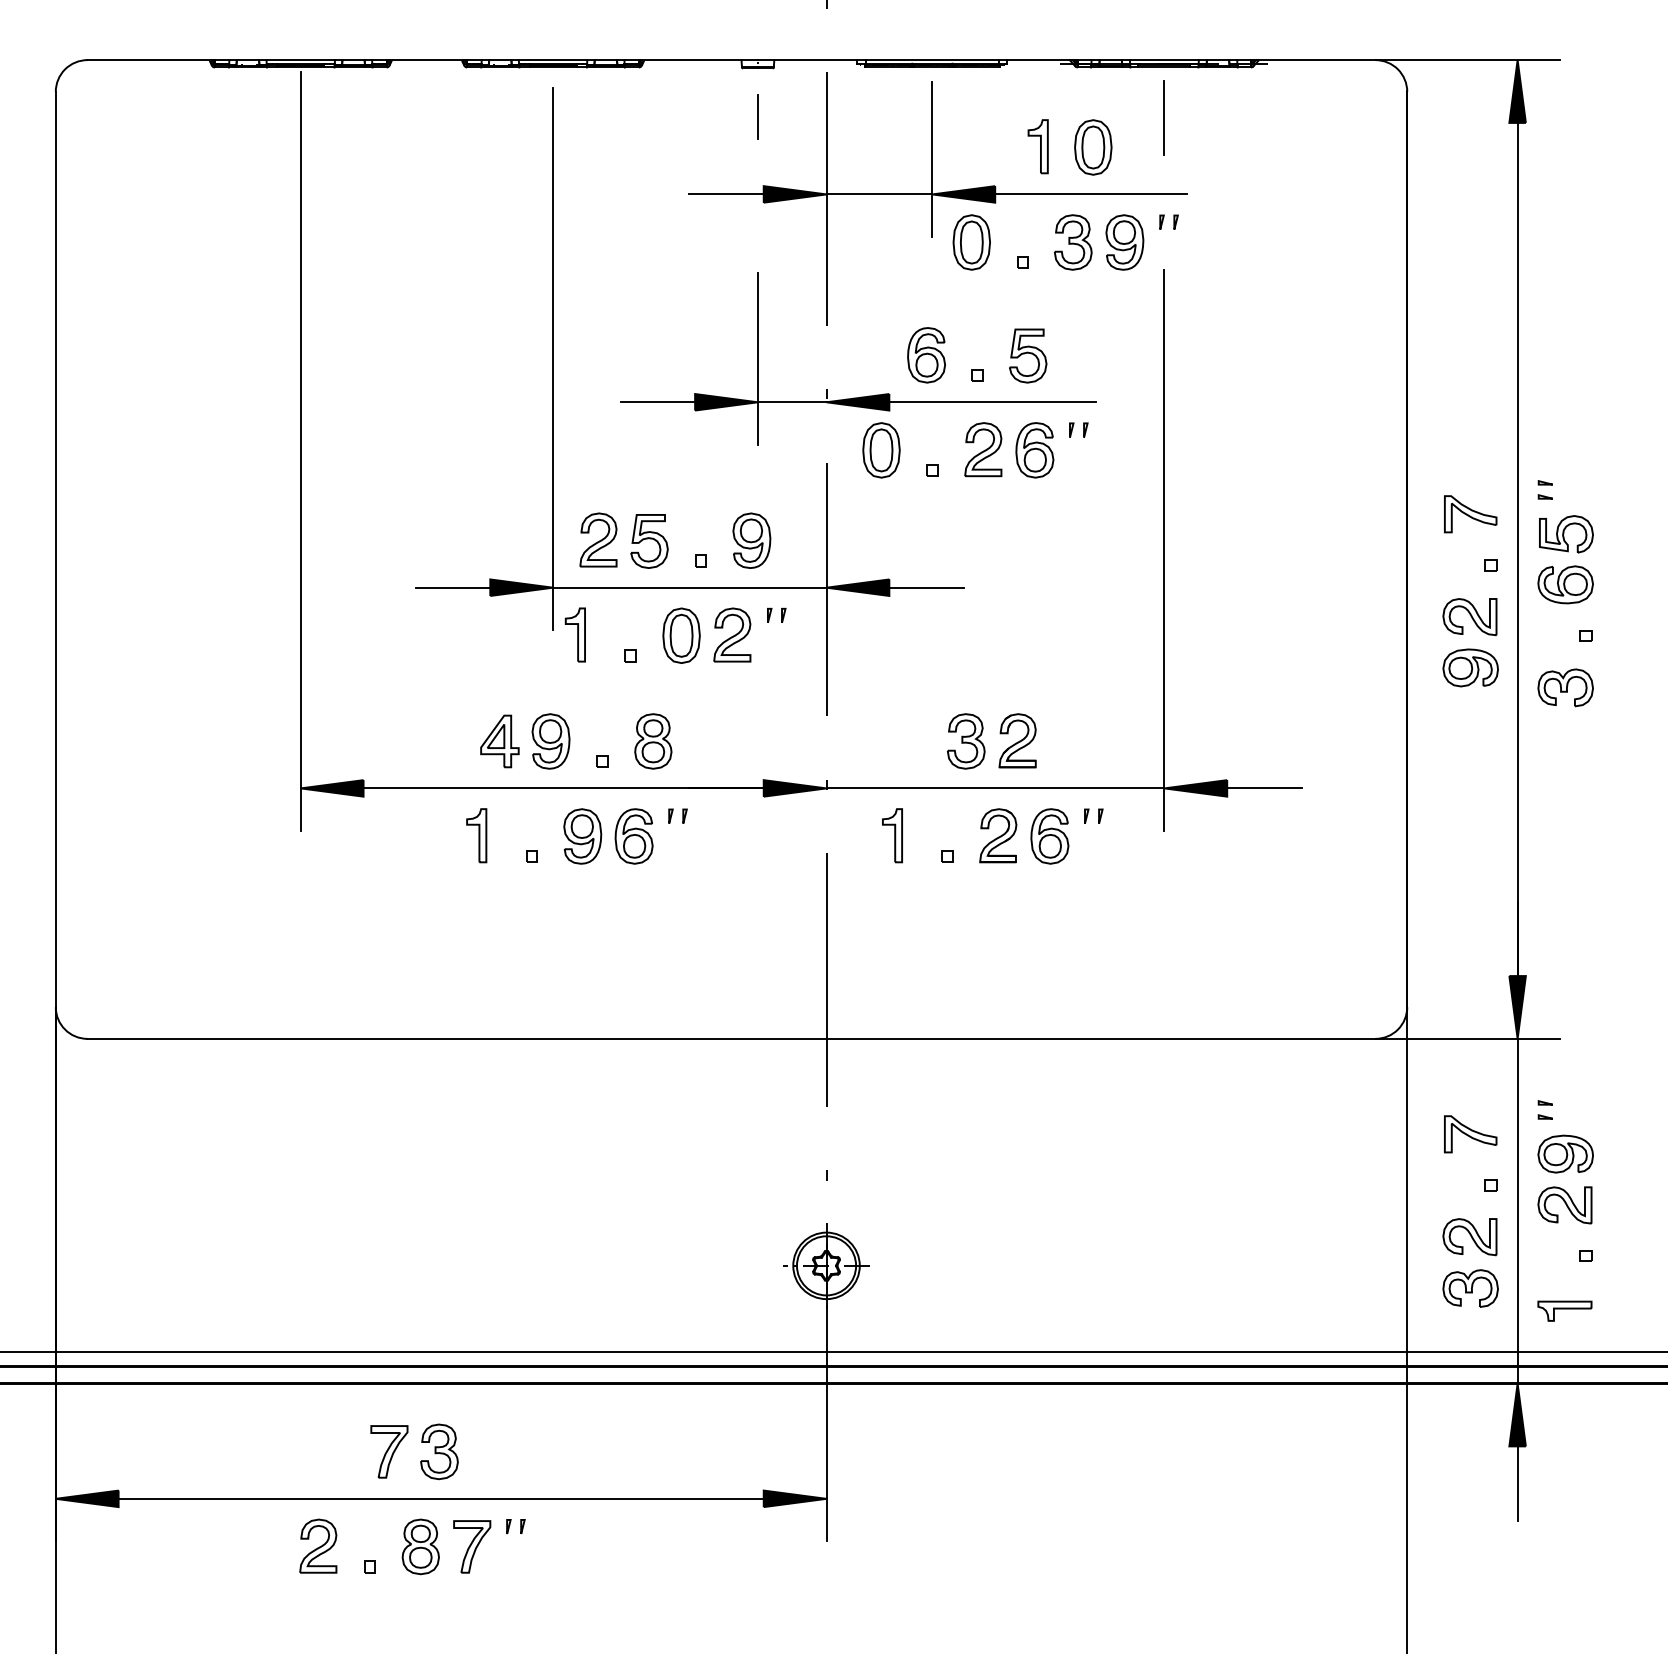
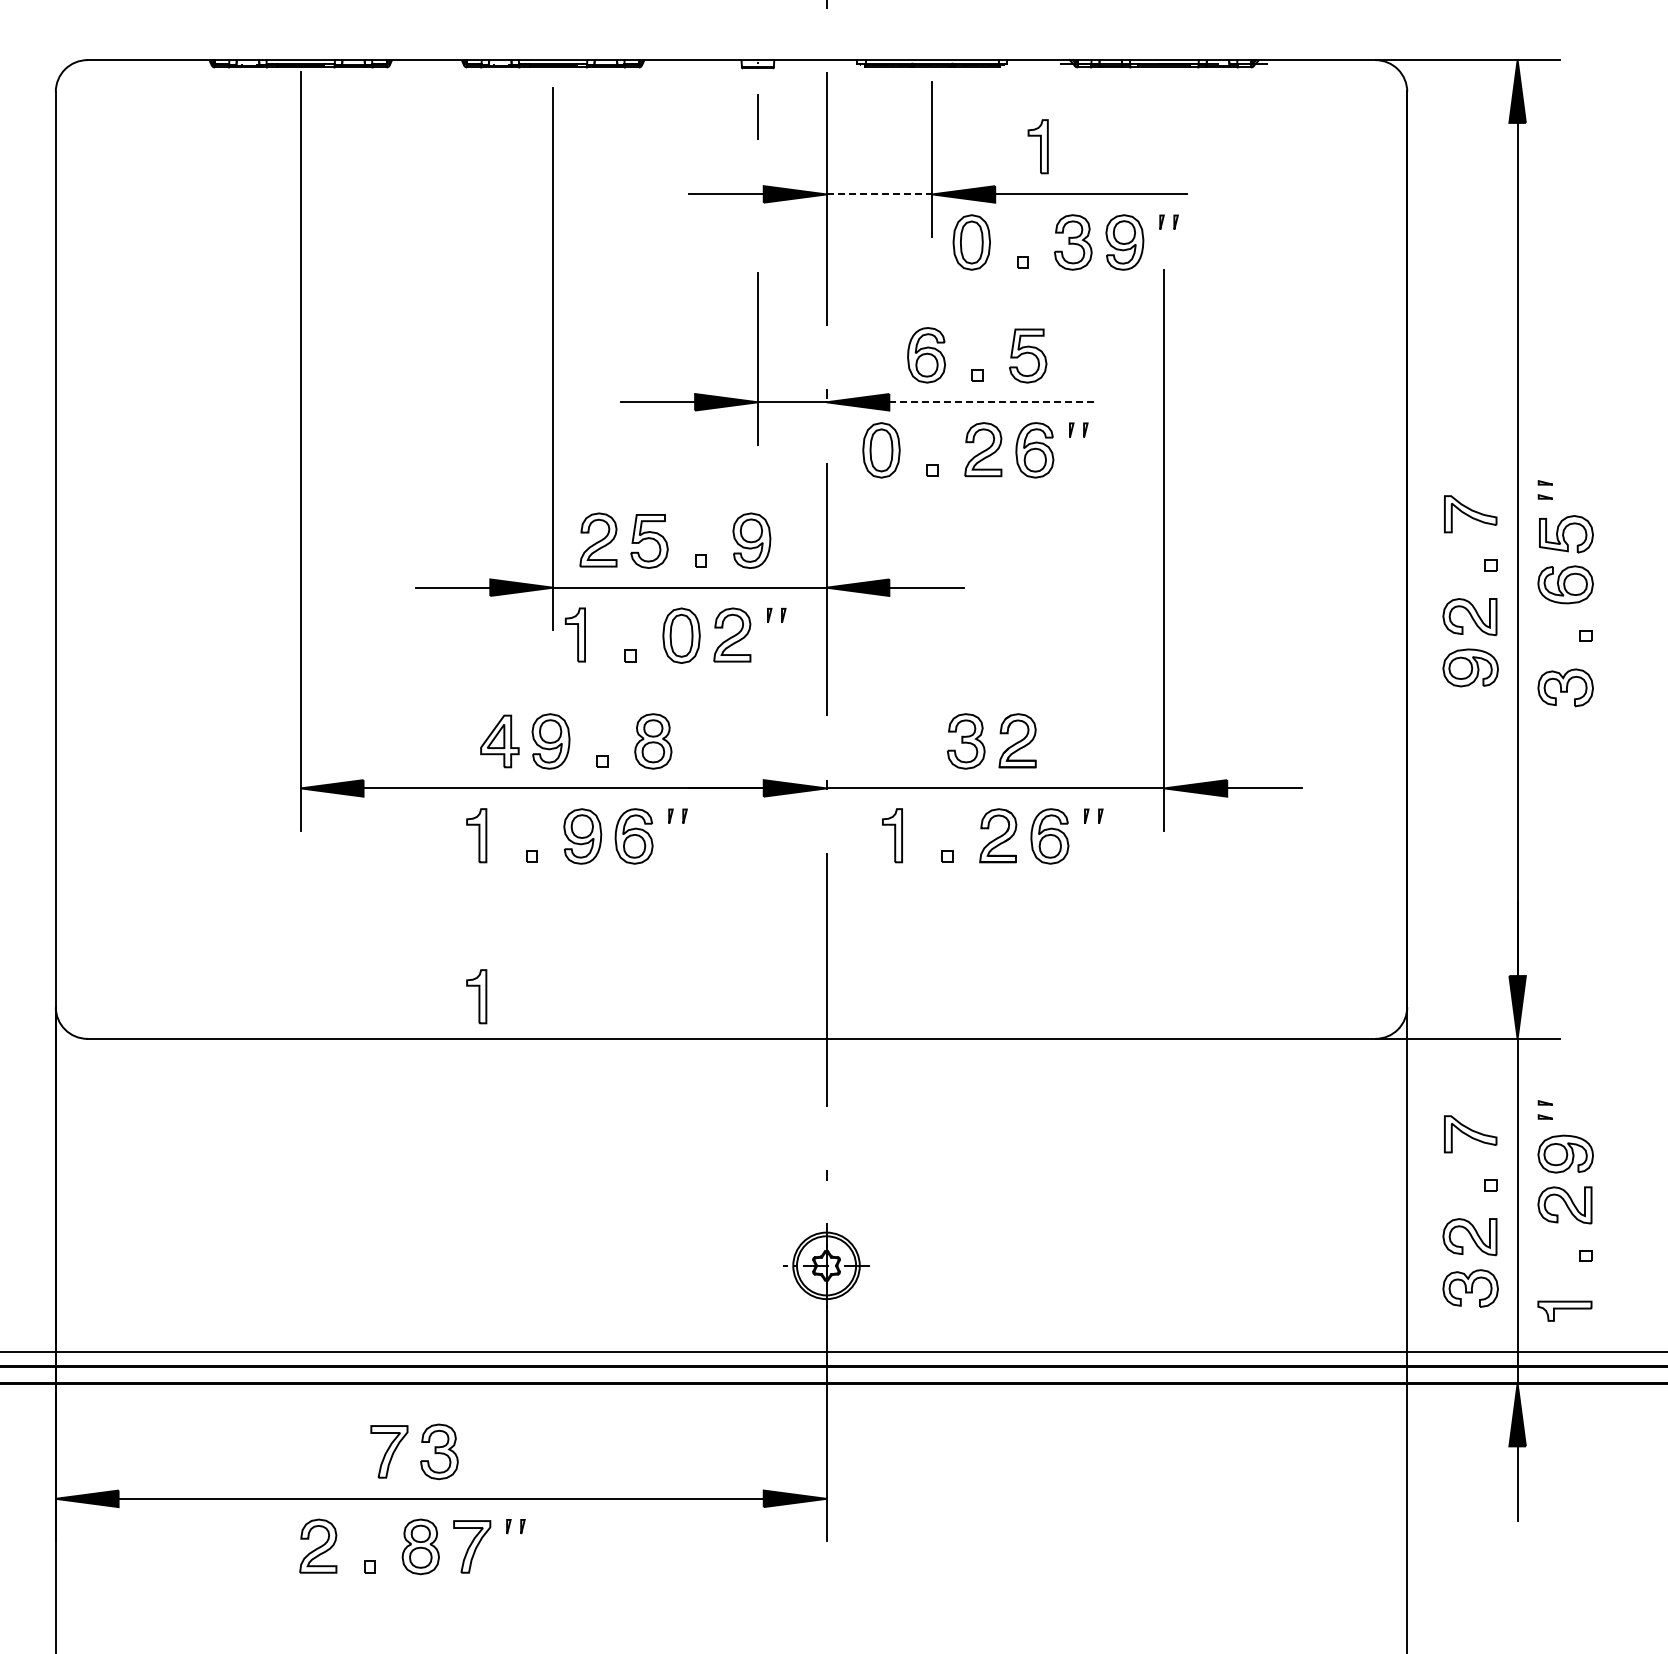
line: present -> none (1164, 118)
part: present -> none (1093, 147)
line: solid -> dashed (879, 194)
line: solid -> dashed (992, 402)
part: none -> present (476, 996)
